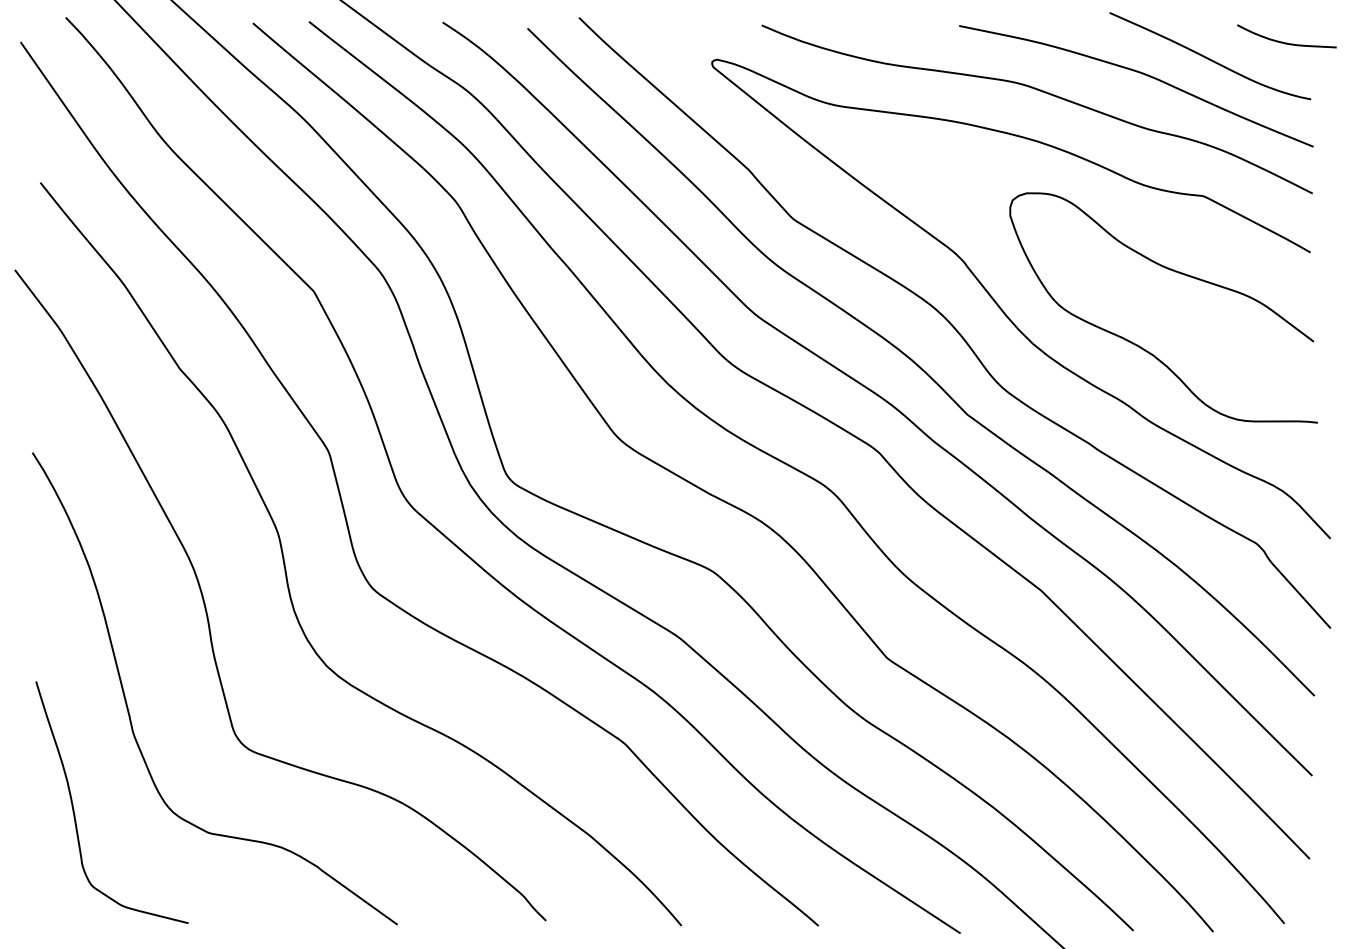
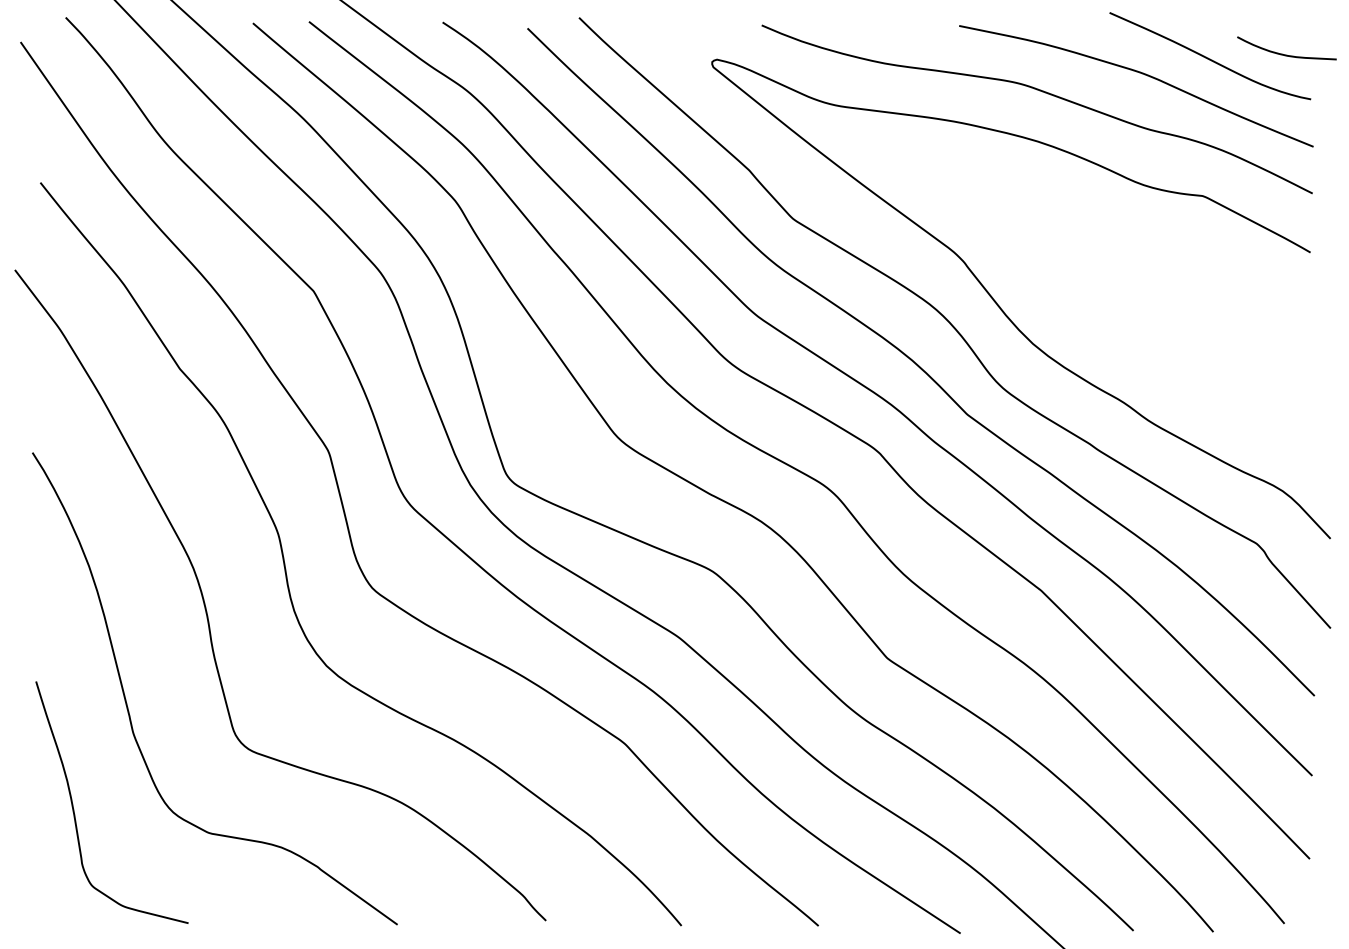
curve position: (1286, 42) -> (1286, 54) (1286, 54)
curve: present -> none (1175, 272)
